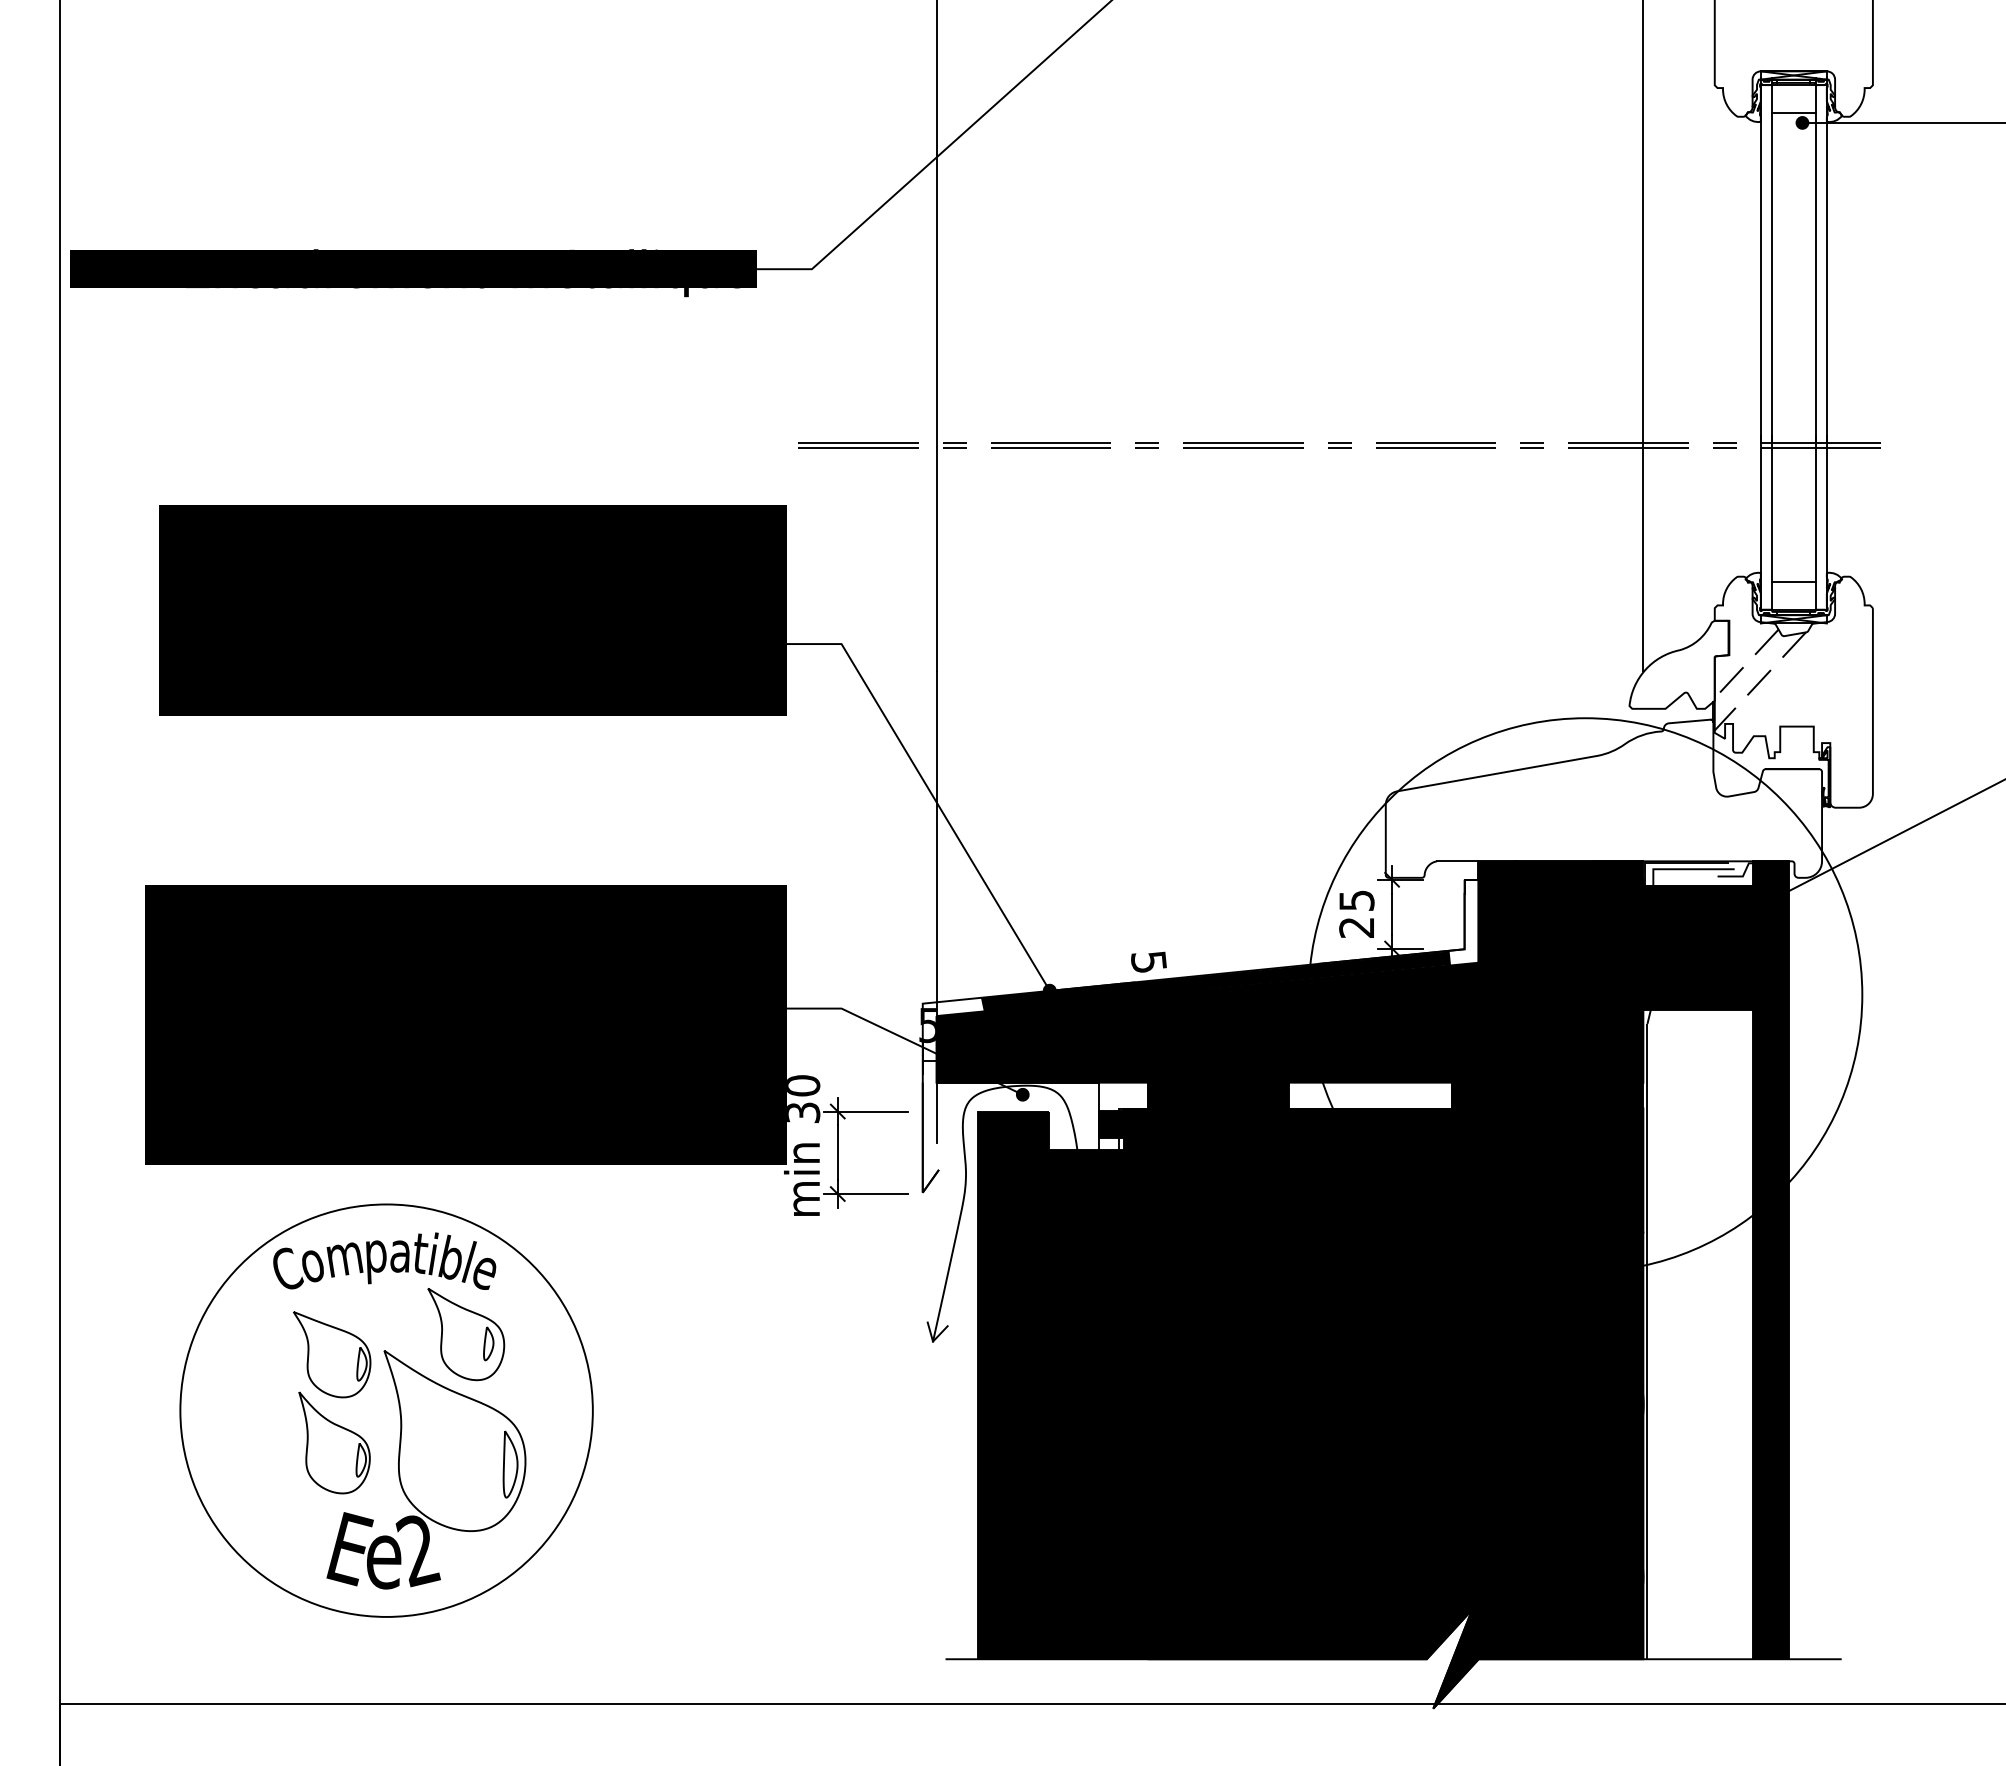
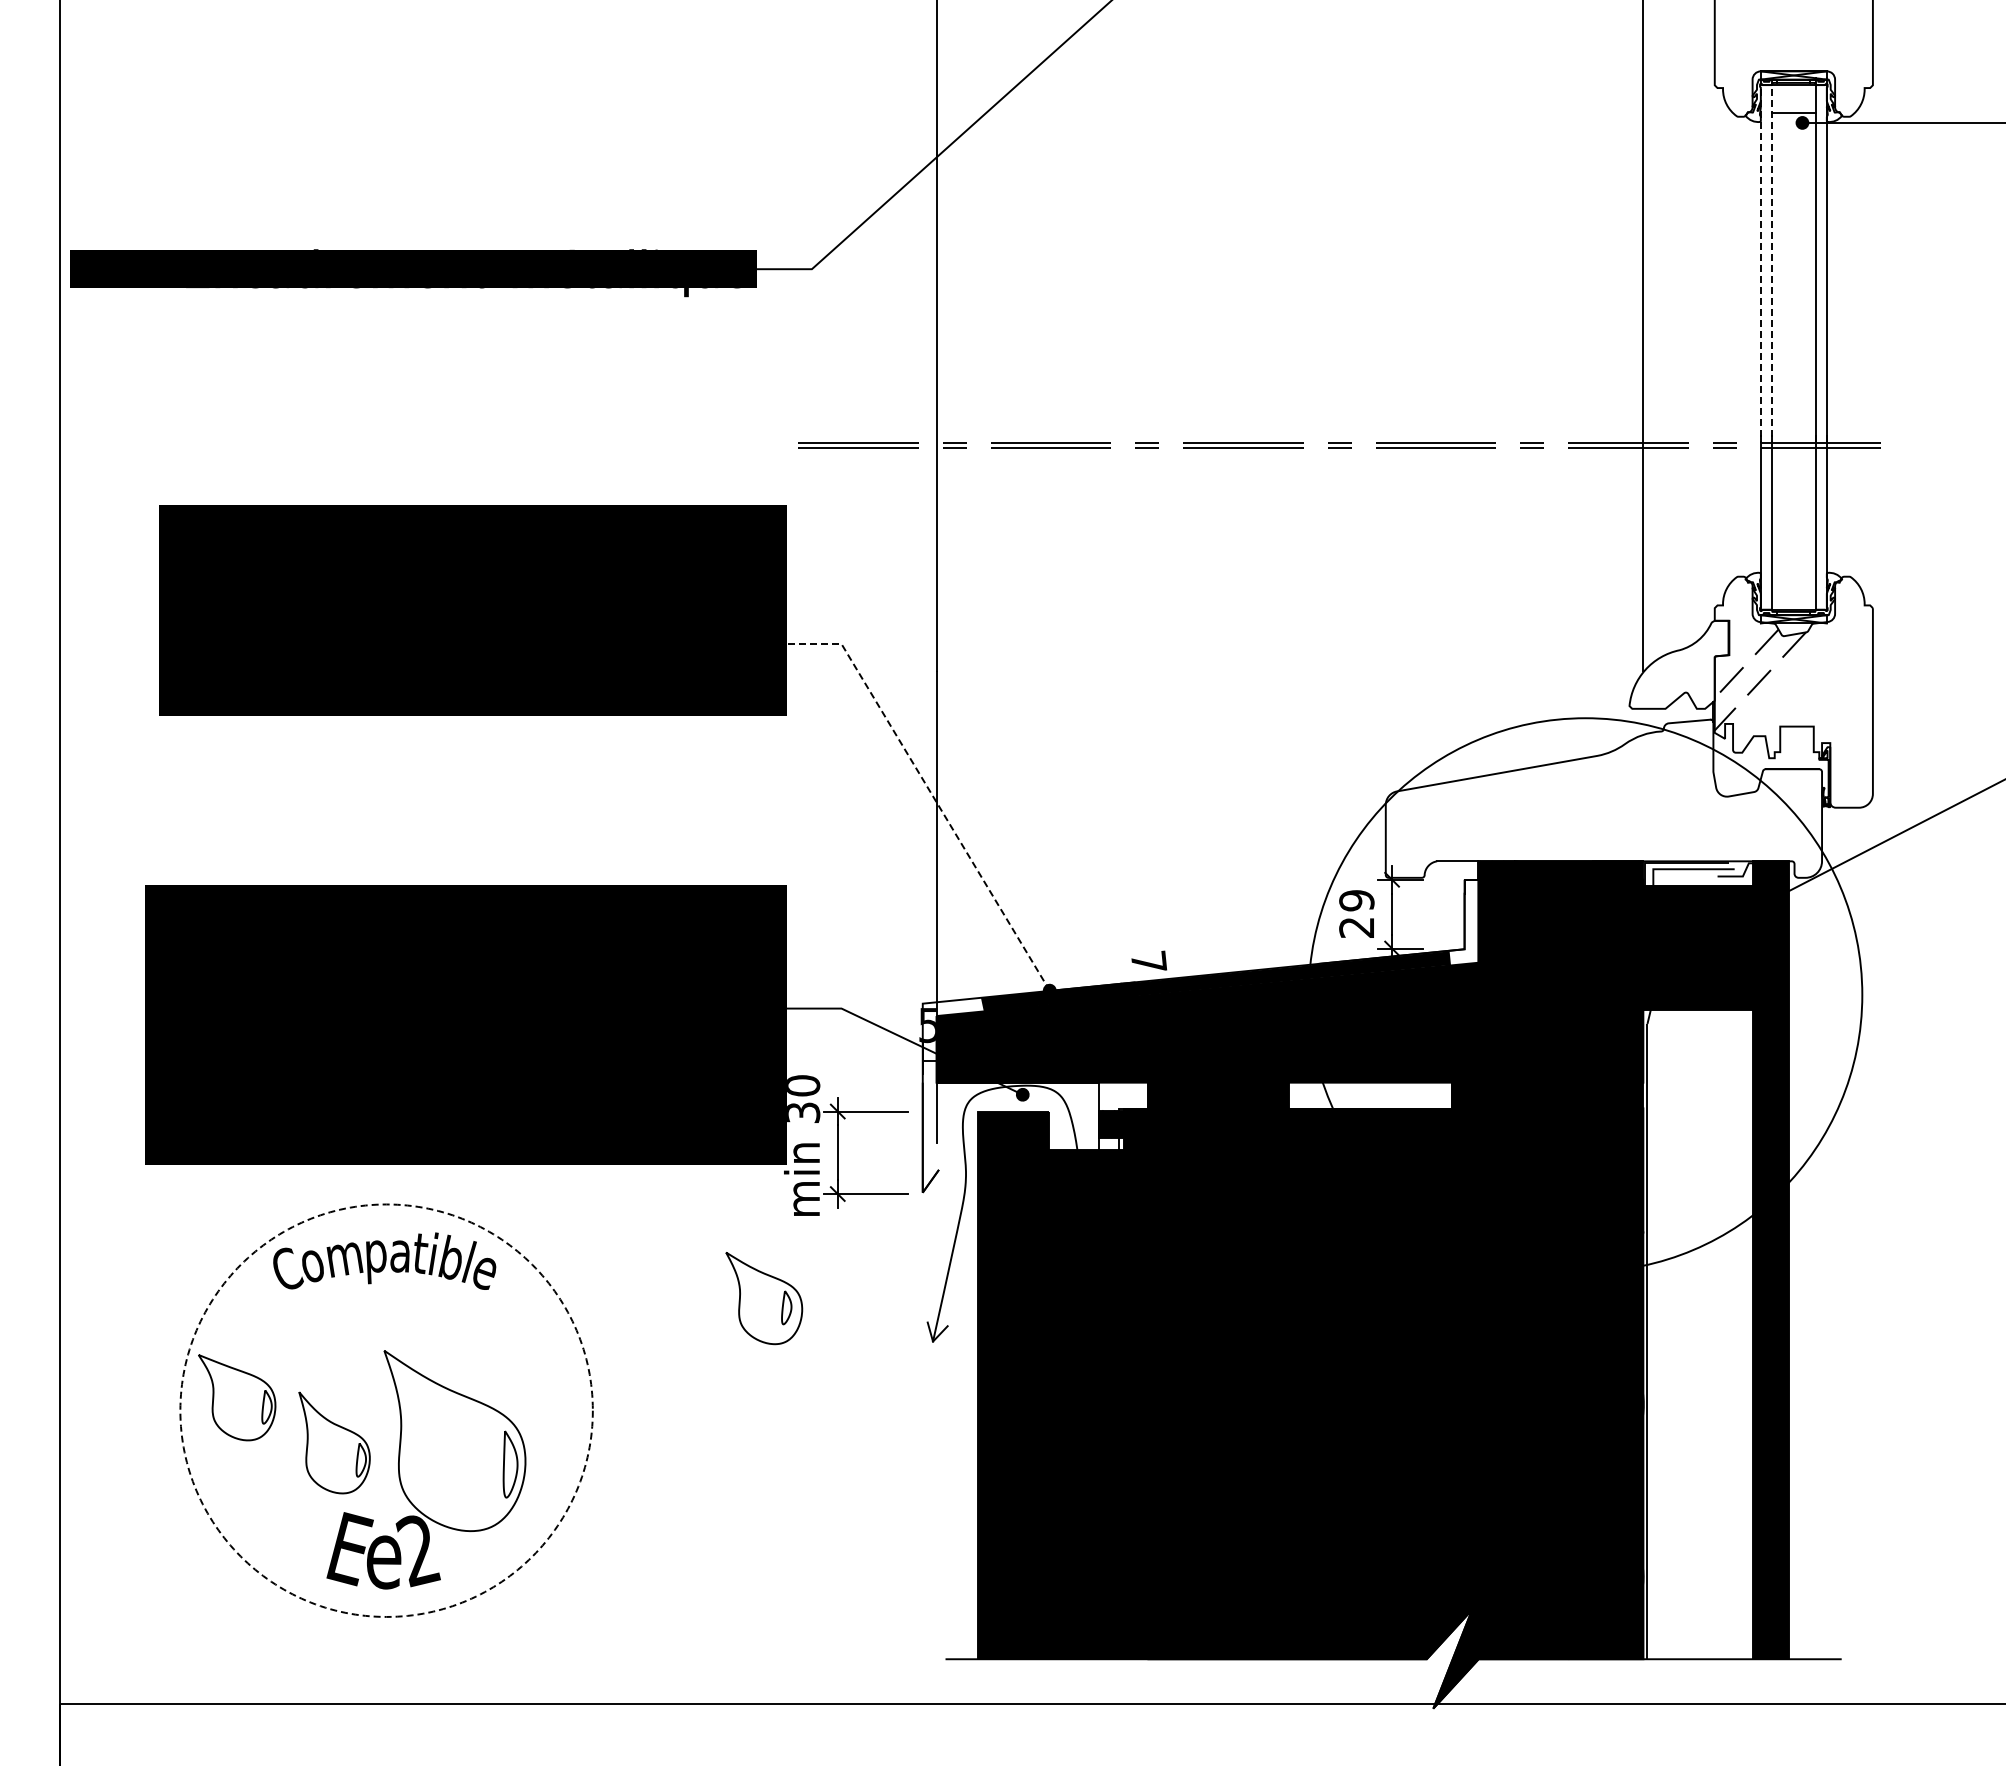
line: solid -> dashed (1760, 260)
line: solid -> dashed (1771, 260)
line: present -> none (1793, 581)
line: solid -> dashed (930, 792)
text: 25 -> 29 (1356, 900)
text: 5 -> 7 (1149, 961)
part position: (466, 1334) -> (764, 1298) (764, 1298)
part position: (332, 1354) -> (237, 1397) (237, 1397)
circle: solid -> dashed (386, 1410)
